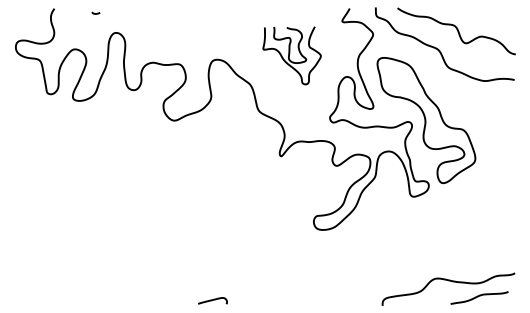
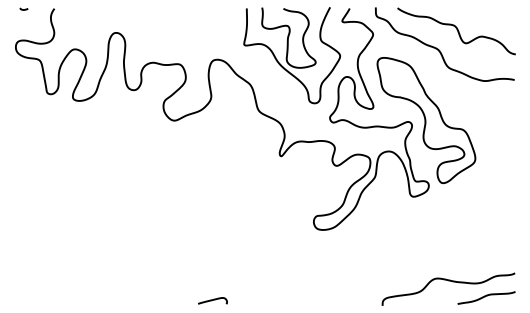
curve position: (94, 12) -> (22, 8) (22, 8)
part size: 60x60 px -> 98x98 px (291, 55)
curve position: (479, 296) -> (486, 296) (486, 296)
